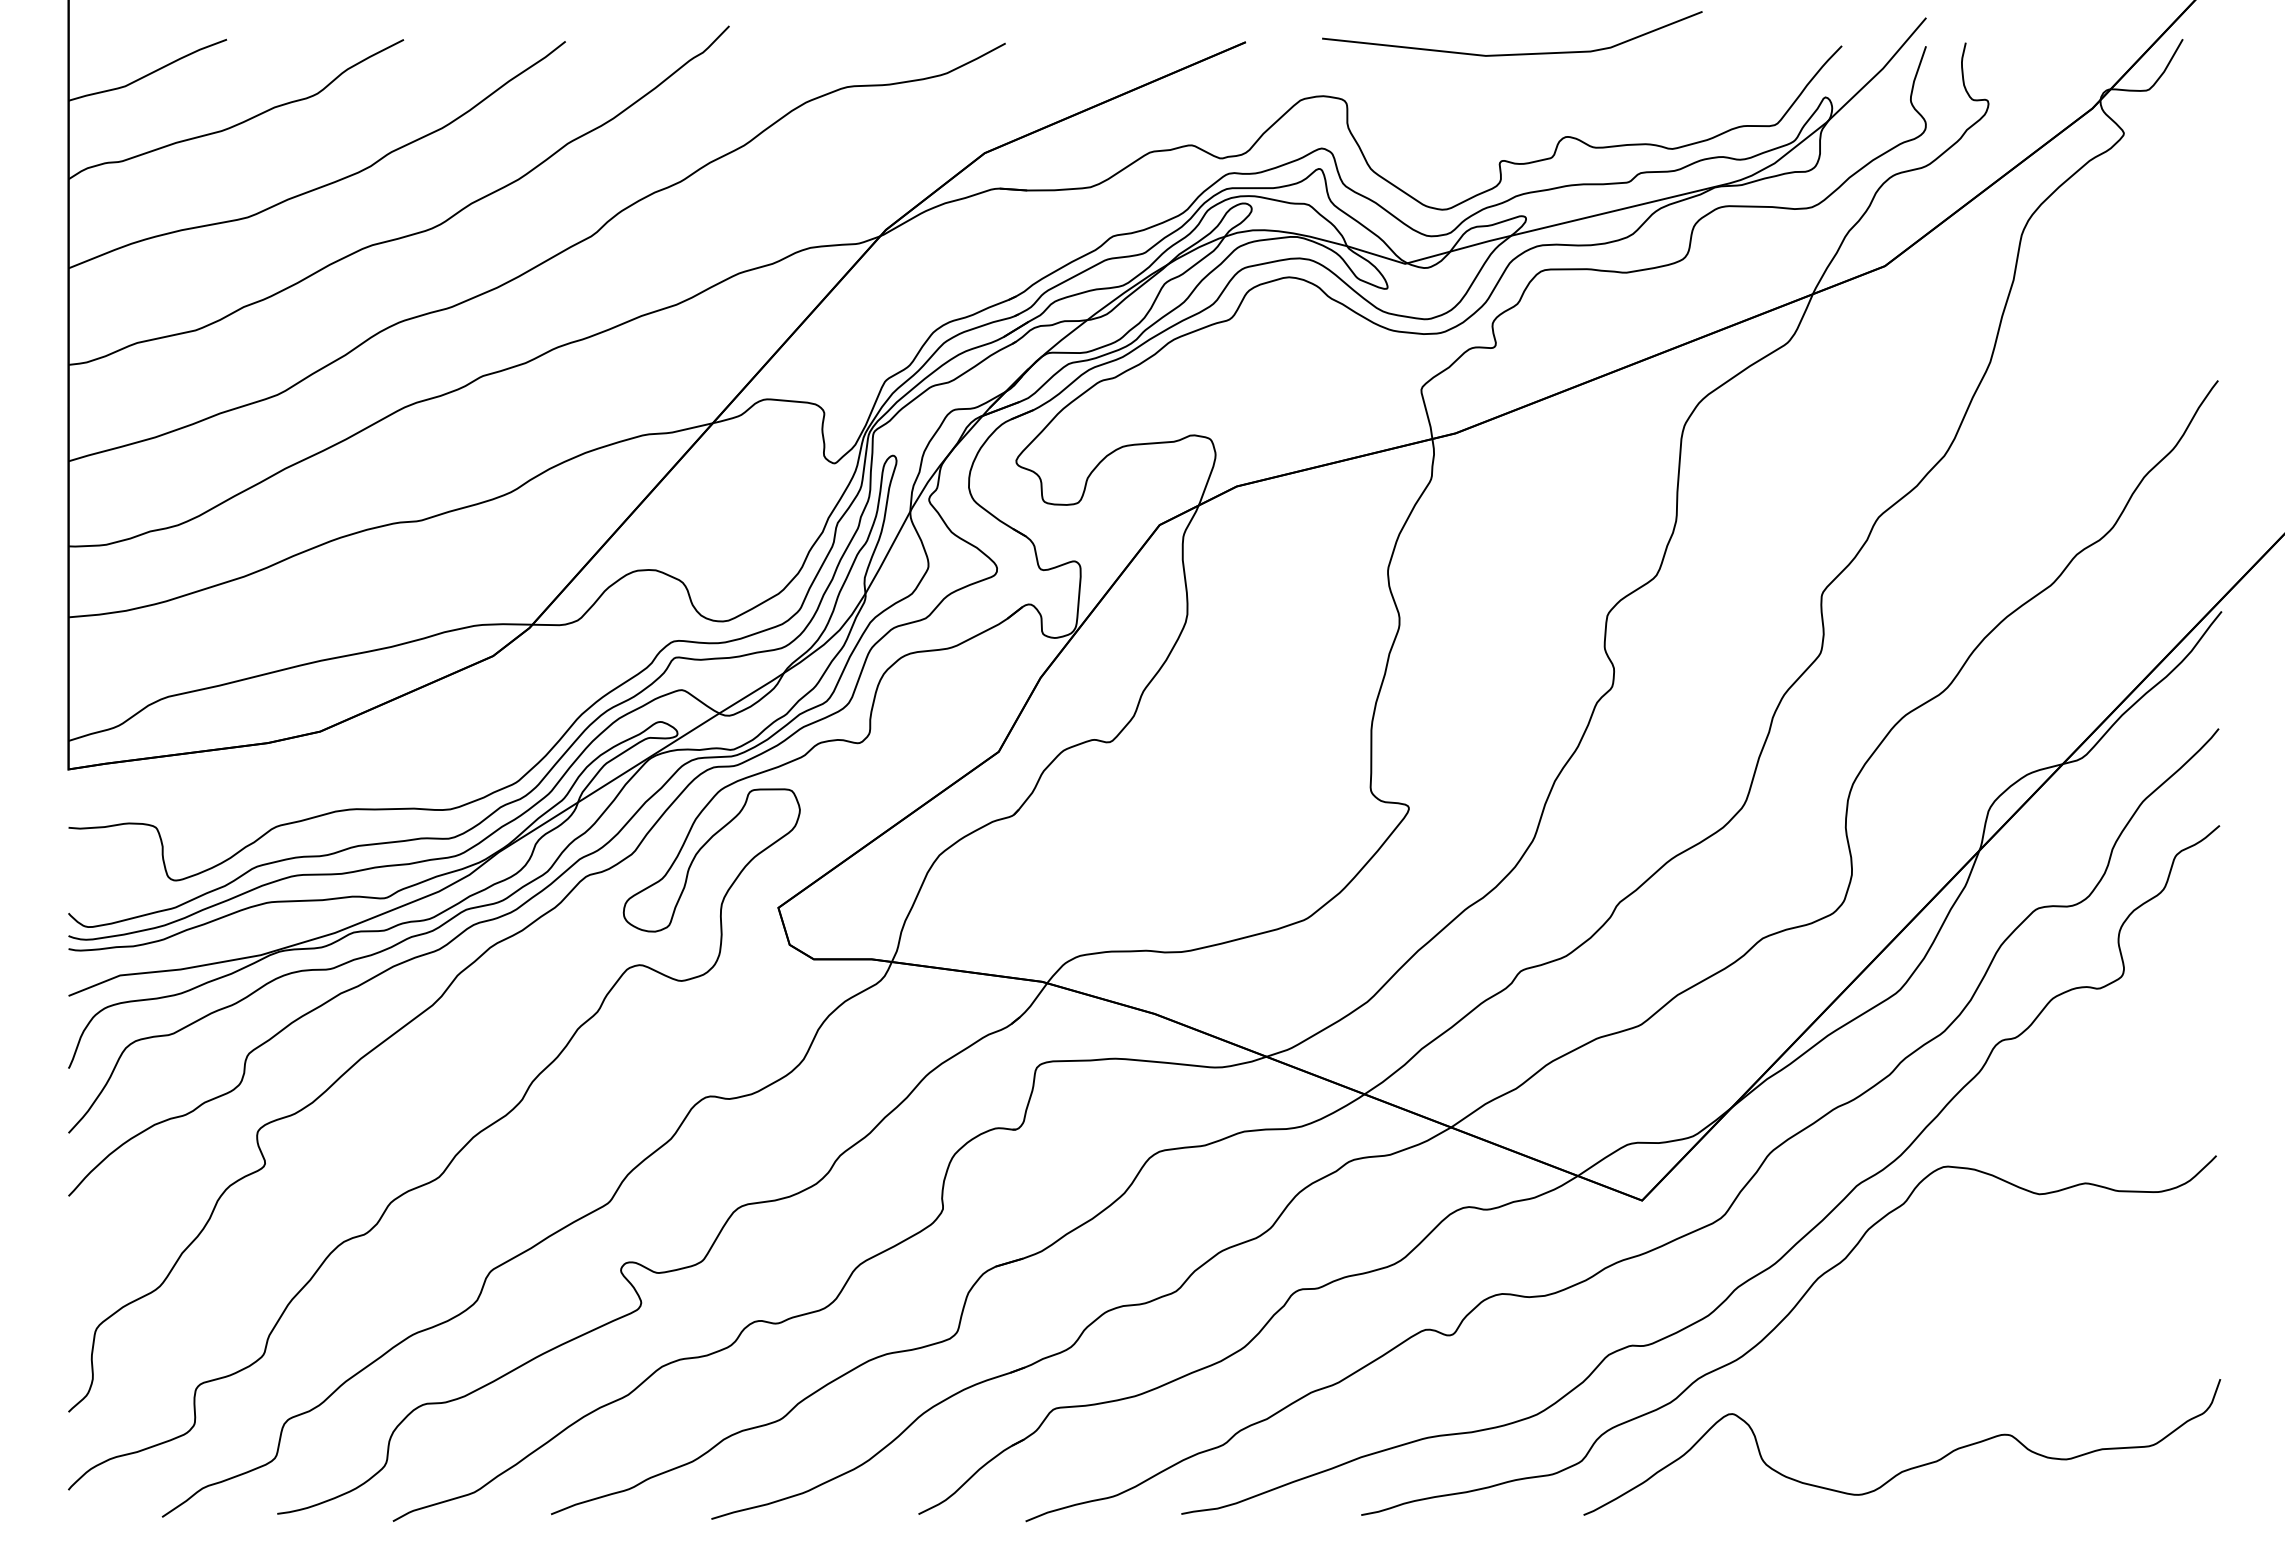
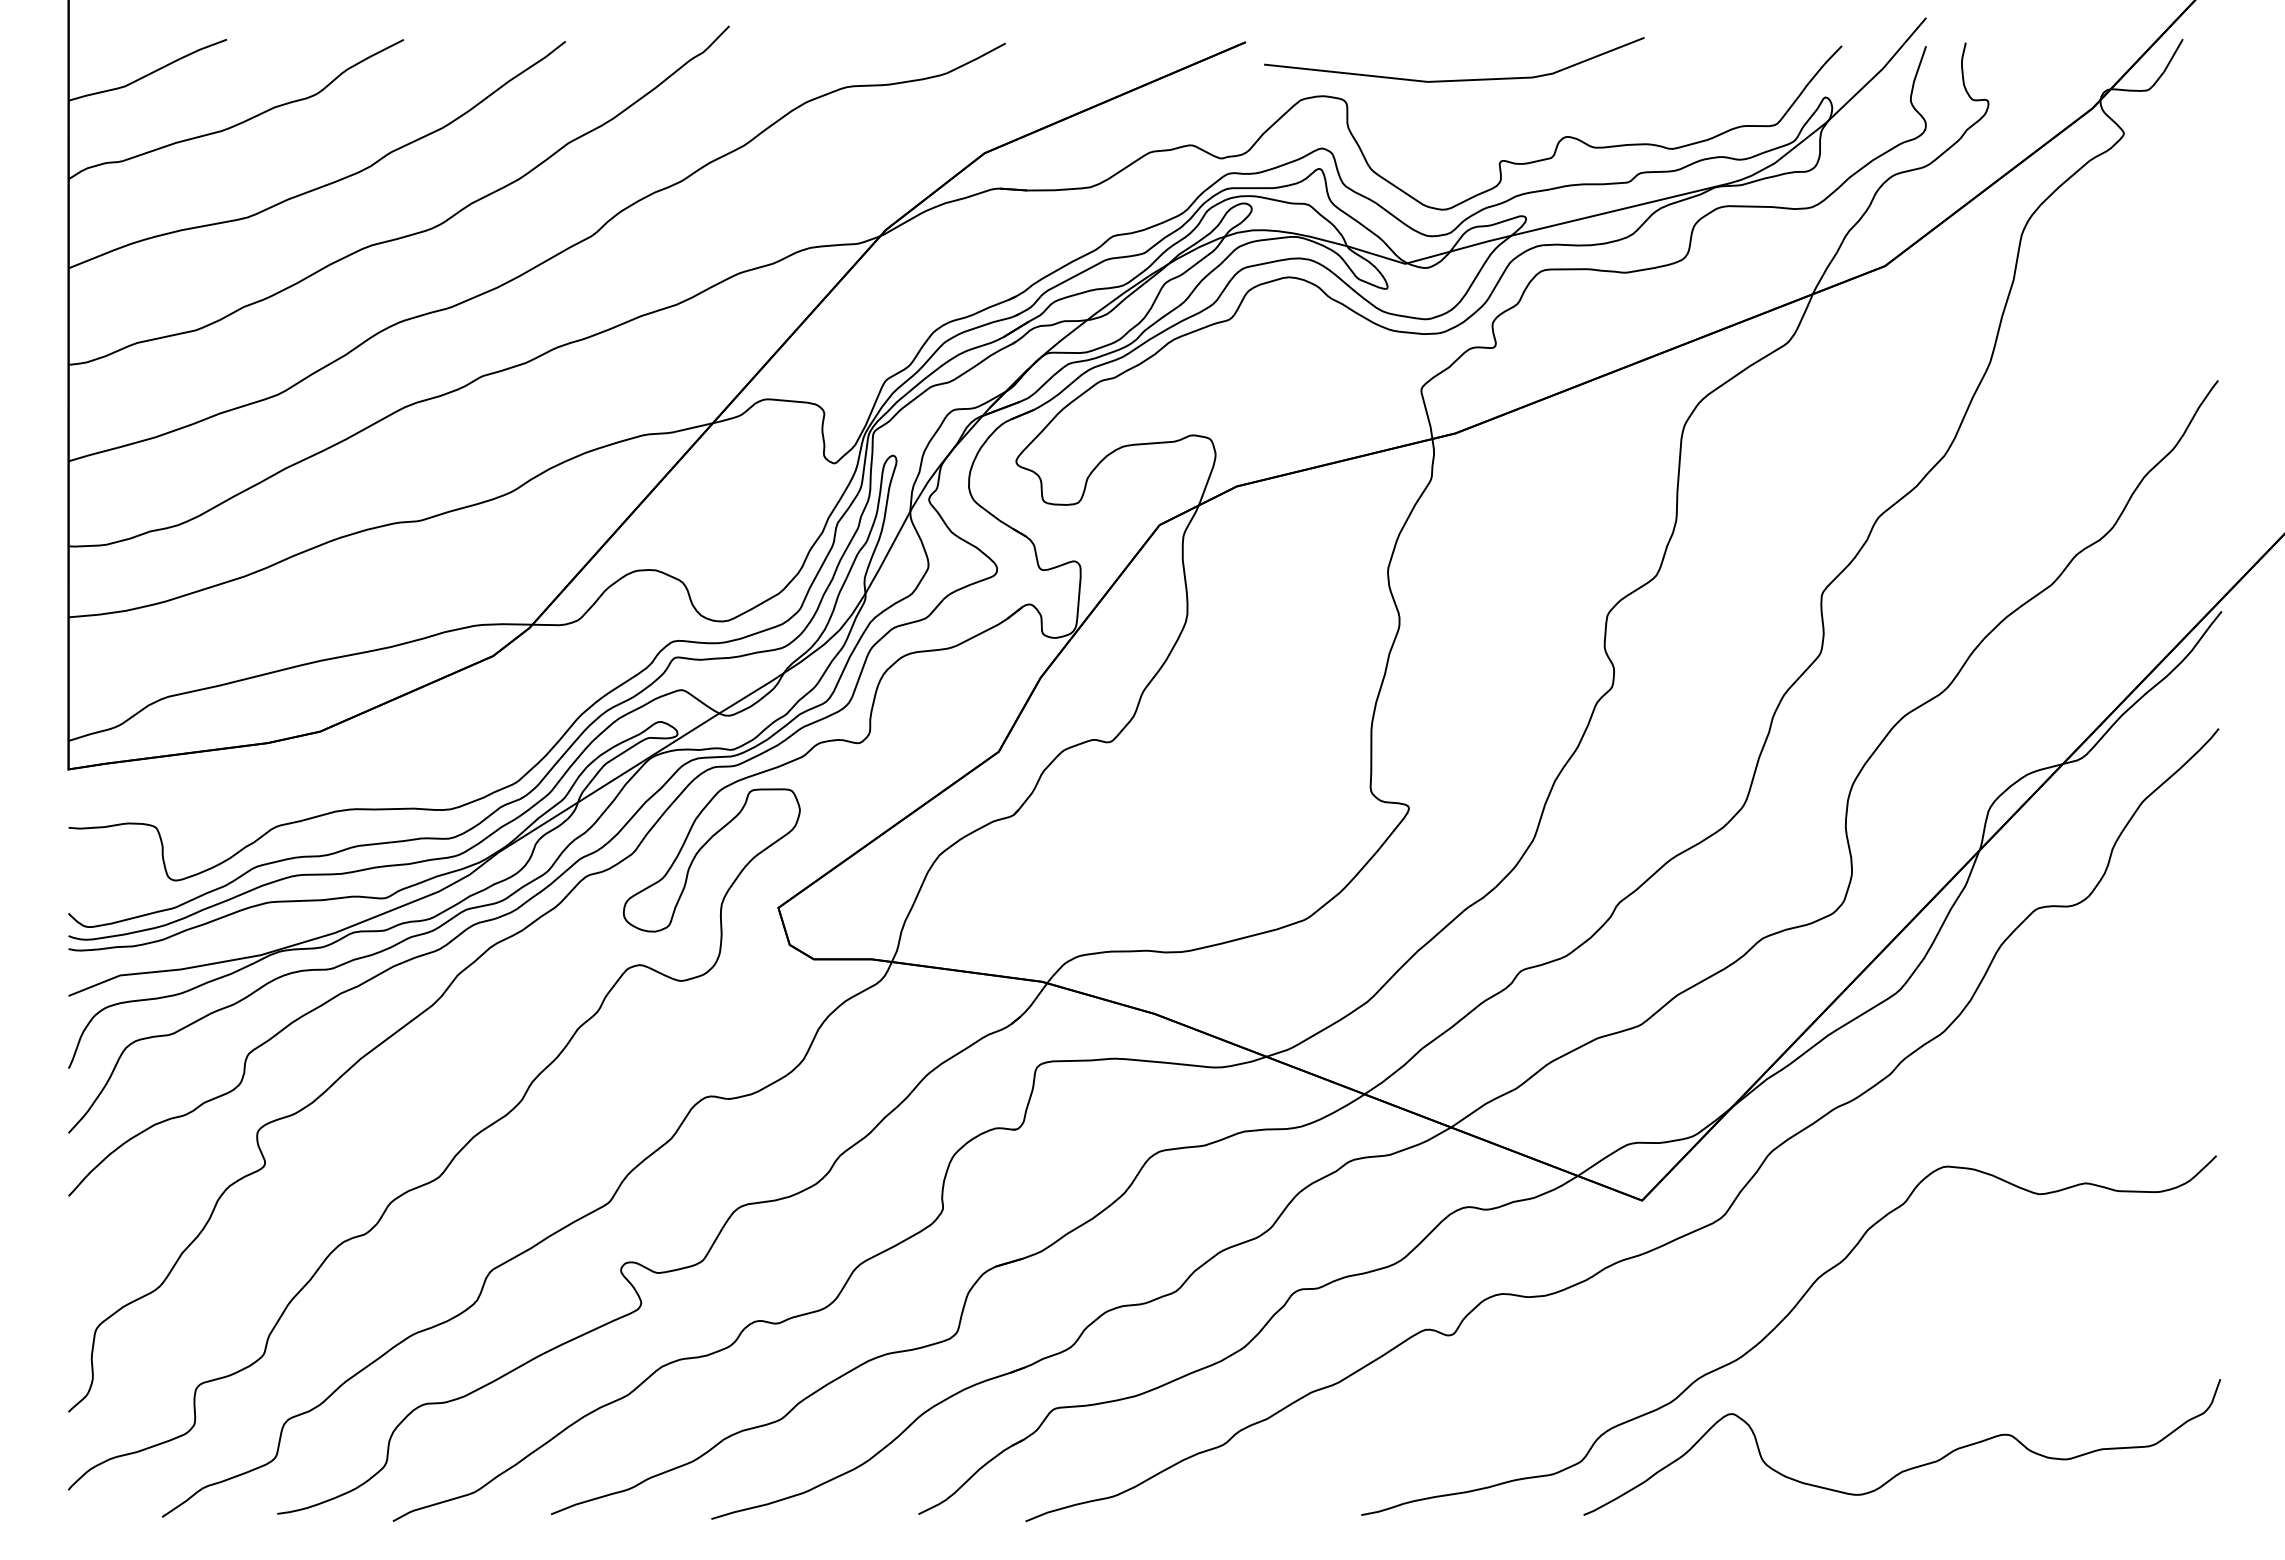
line position: (1512, 53) -> (1454, 79) (1454, 79)
curve: present -> none (1762, 1270)
